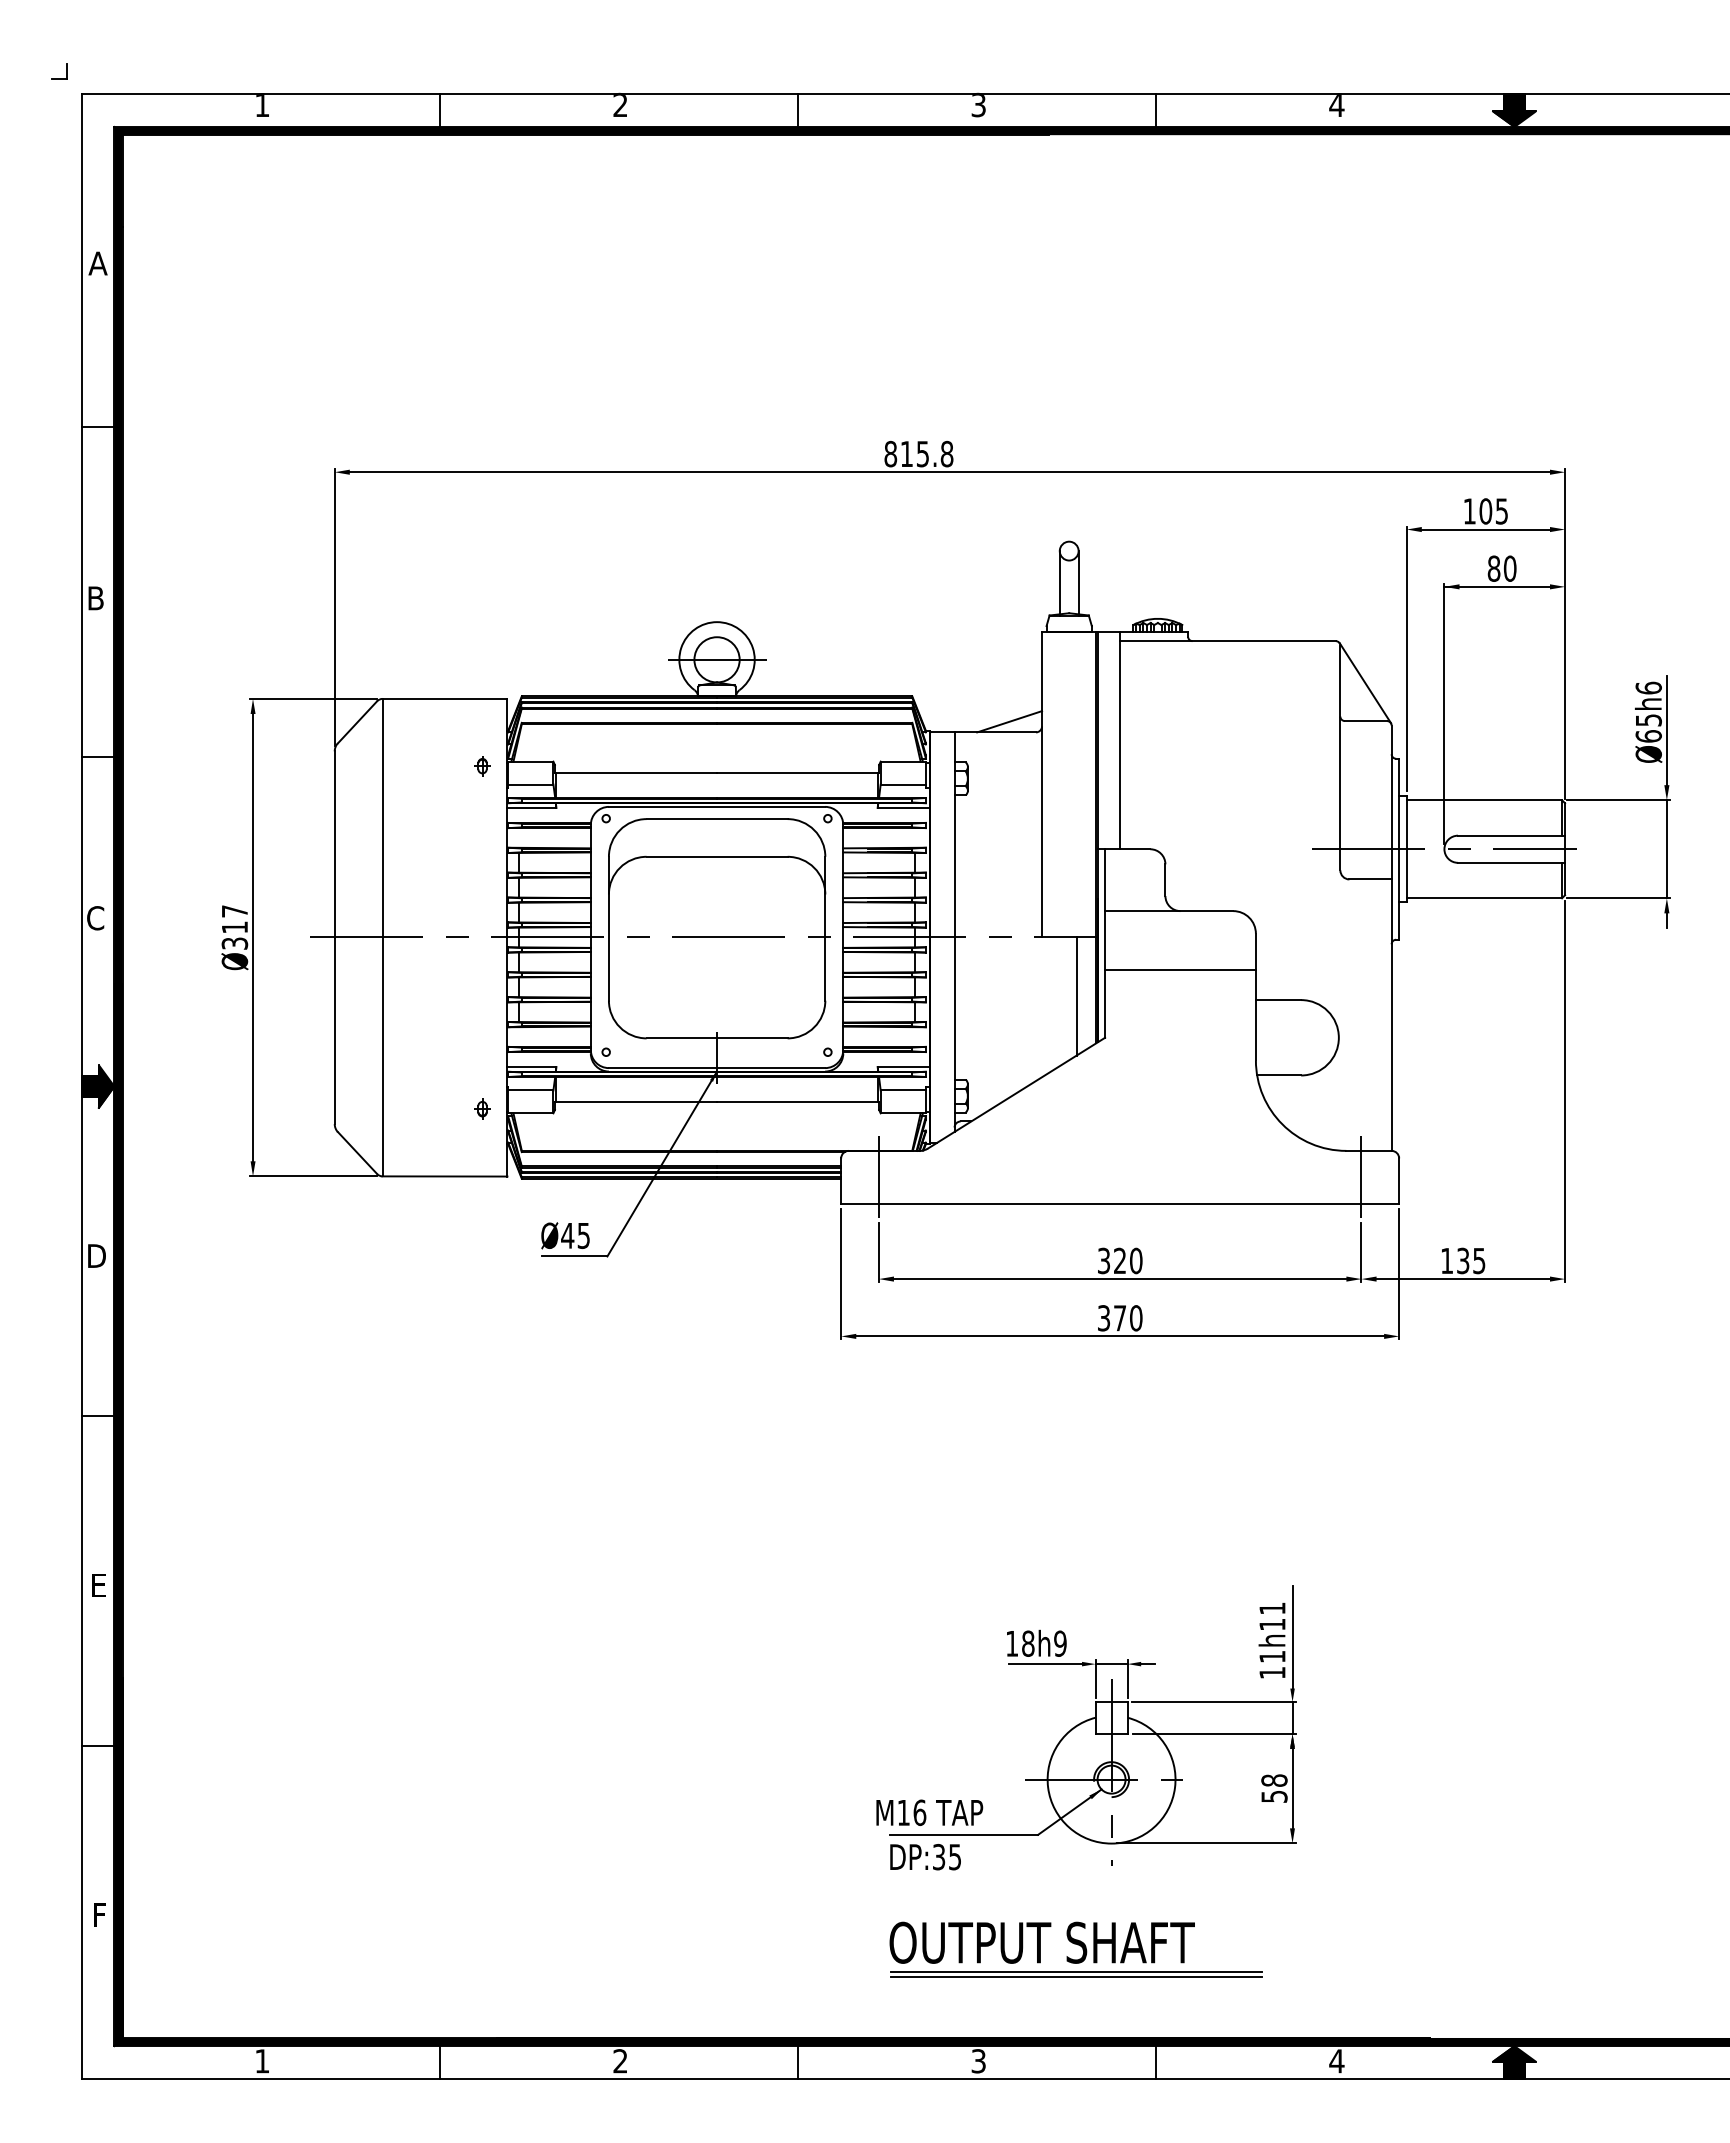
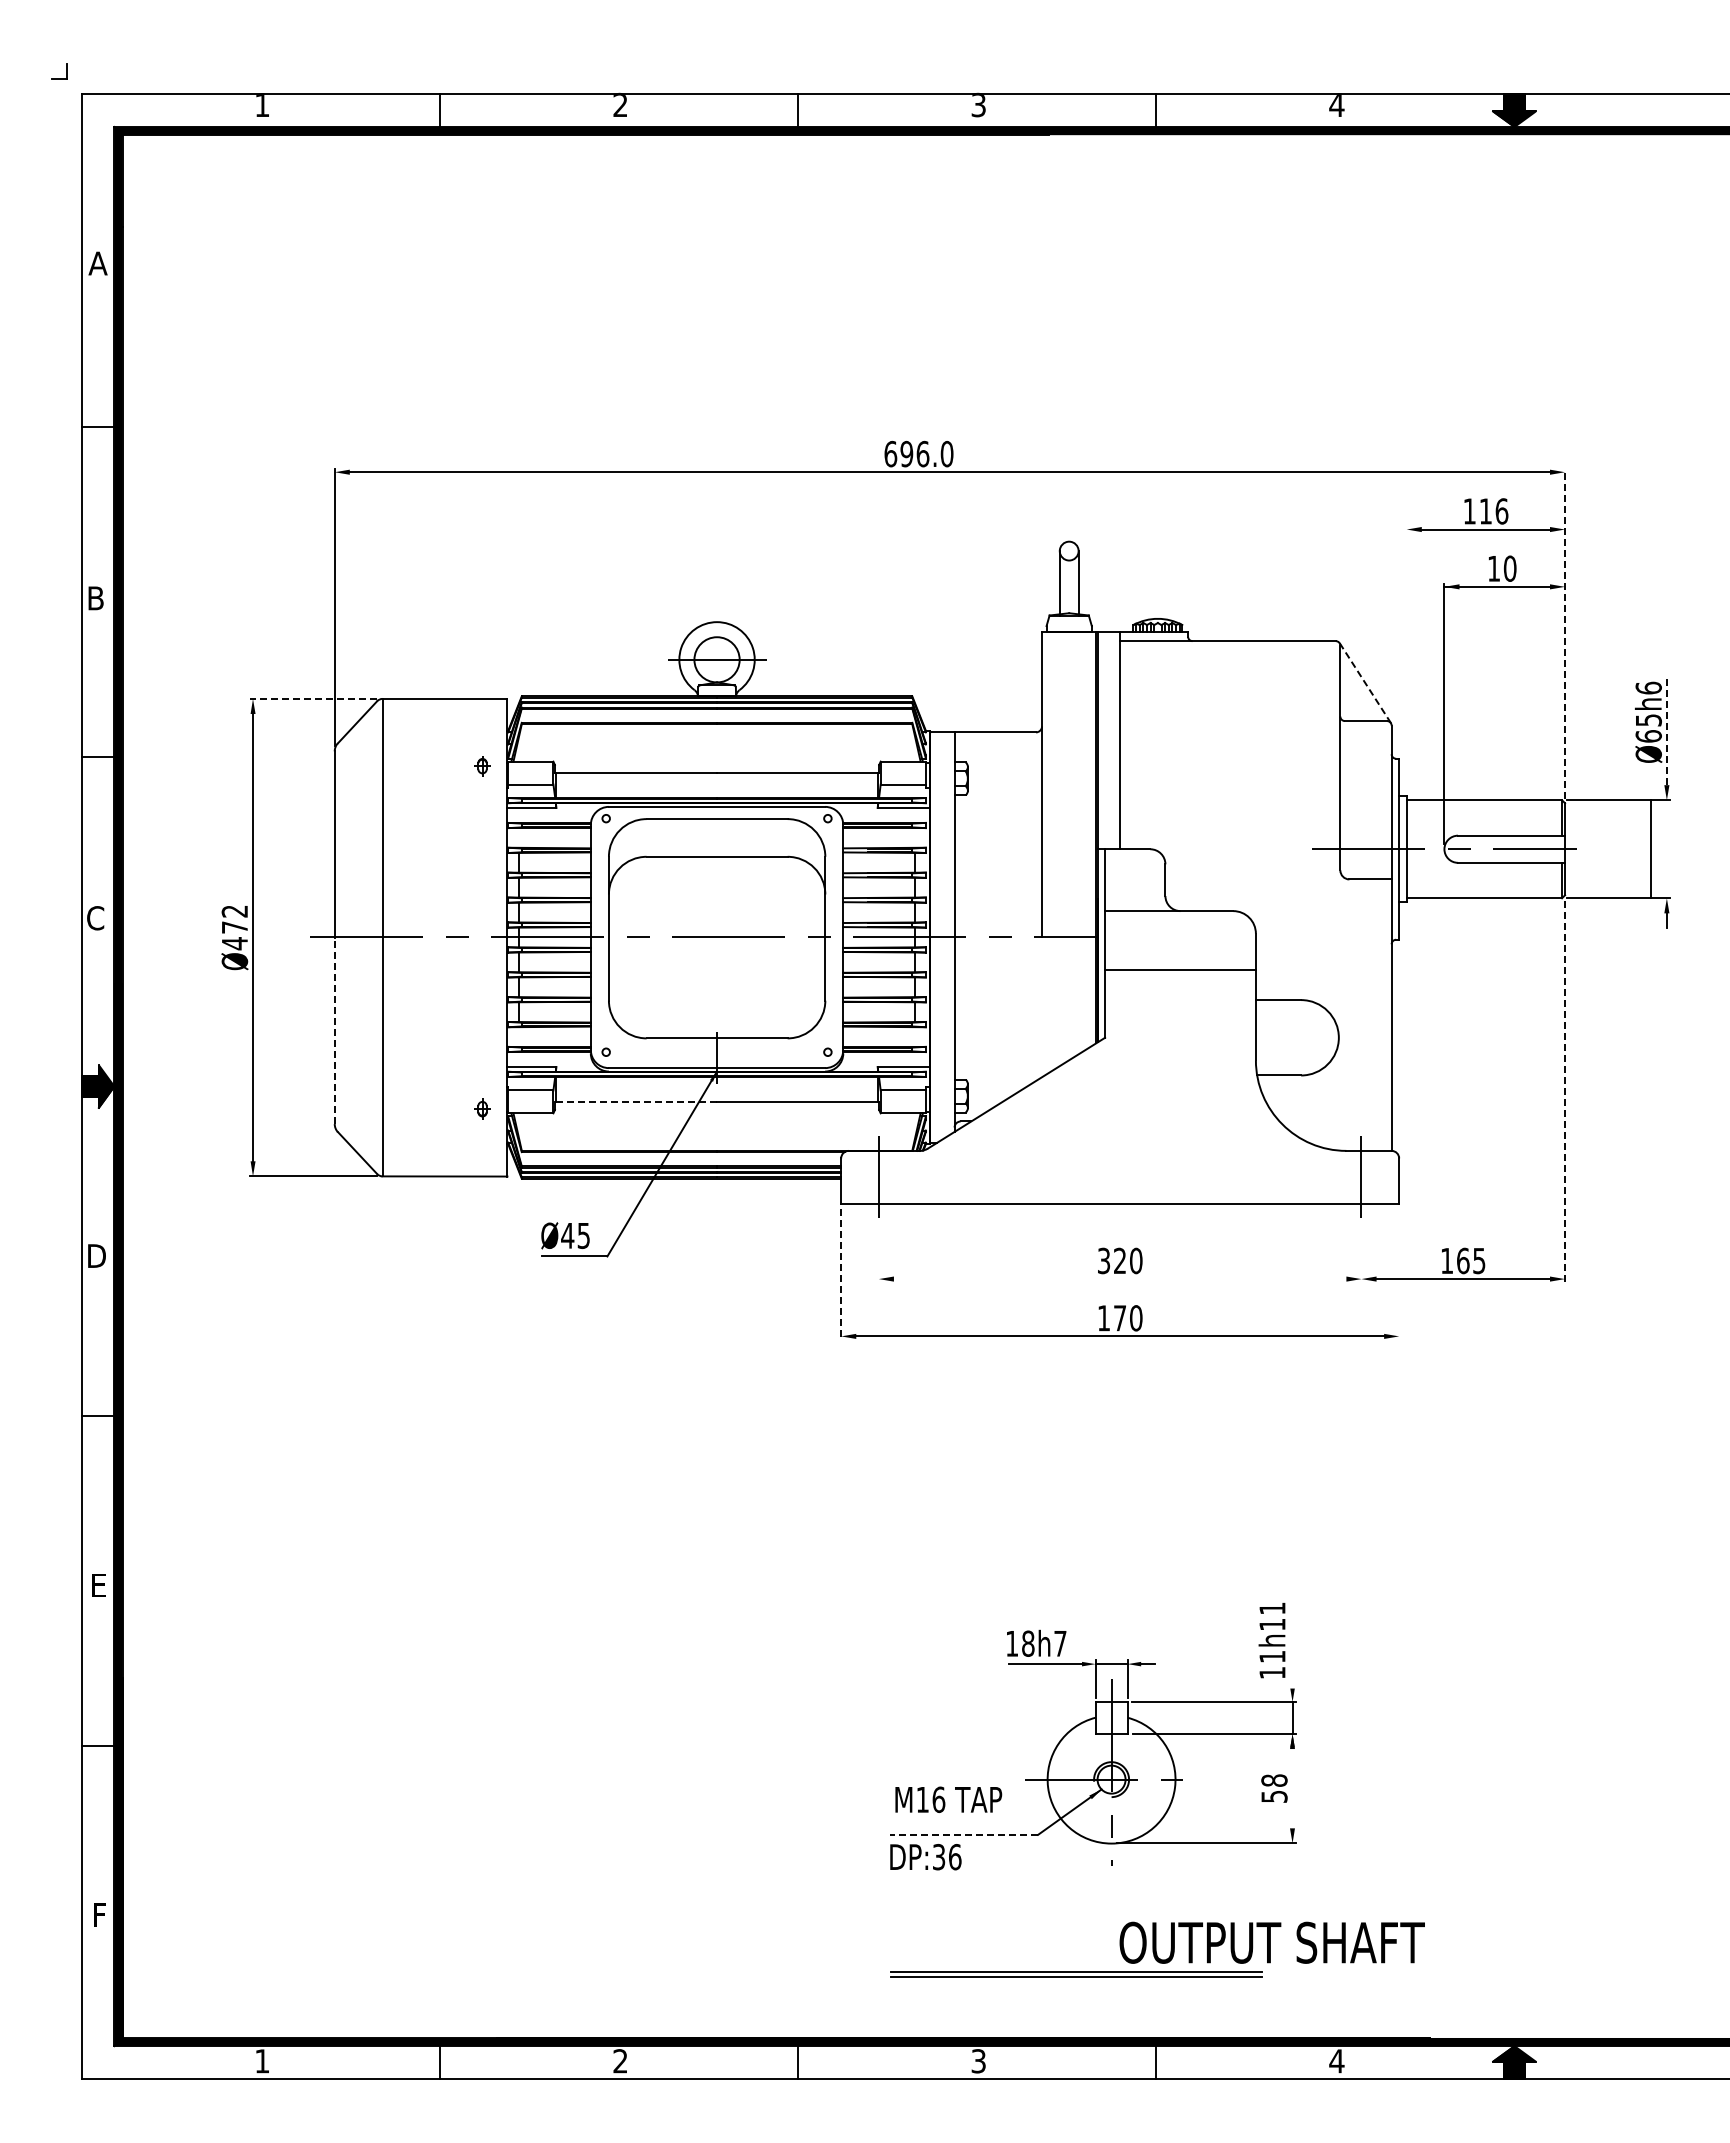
text: 815.8 -> 696.0 (918, 453)
text: 105 -> 116 (1493, 511)
text: 80 -> 10 (1493, 568)
line: solid -> dashed (1565, 633)
line: present -> none (1406, 658)
line: solid -> dashed (1365, 682)
line: solid -> dashed (313, 698)
line: present -> none (1009, 721)
line: solid -> dashed (1666, 730)
line position: (1666, 849) -> (1650, 849) (1650, 849)
text: Ø317 -> Ø472 (234, 927)
line: present -> none (1076, 996)
line: solid -> dashed (334, 1030)
line: solid -> dashed (1565, 1091)
line: solid -> dashed (635, 1102)
line: present -> none (878, 1252)
line: present -> none (1361, 1252)
text: 135 -> 165 (1463, 1260)
line: present -> none (1399, 1273)
line: solid -> dashed (841, 1274)
line: present -> none (1119, 1279)
text: 370 -> 170 (1104, 1318)
line: present -> none (1292, 1636)
text: 18h9 -> 18h7 (1060, 1643)
line: present -> none (1292, 1788)
text position: (929, 1812) -> (948, 1799) (948, 1799)
line: solid -> dashed (963, 1834)
text: DP:35 -> DP:36 (955, 1857)
text position: (1041, 1942) -> (1271, 1942) (1271, 1942)
